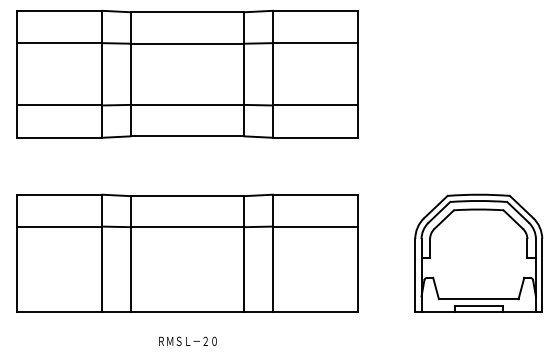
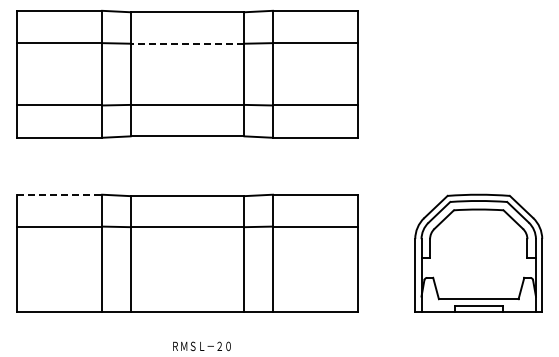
line: solid -> dashed (187, 43)
line: solid -> dashed (59, 194)
text position: (187, 340) -> (201, 345) (201, 345)
